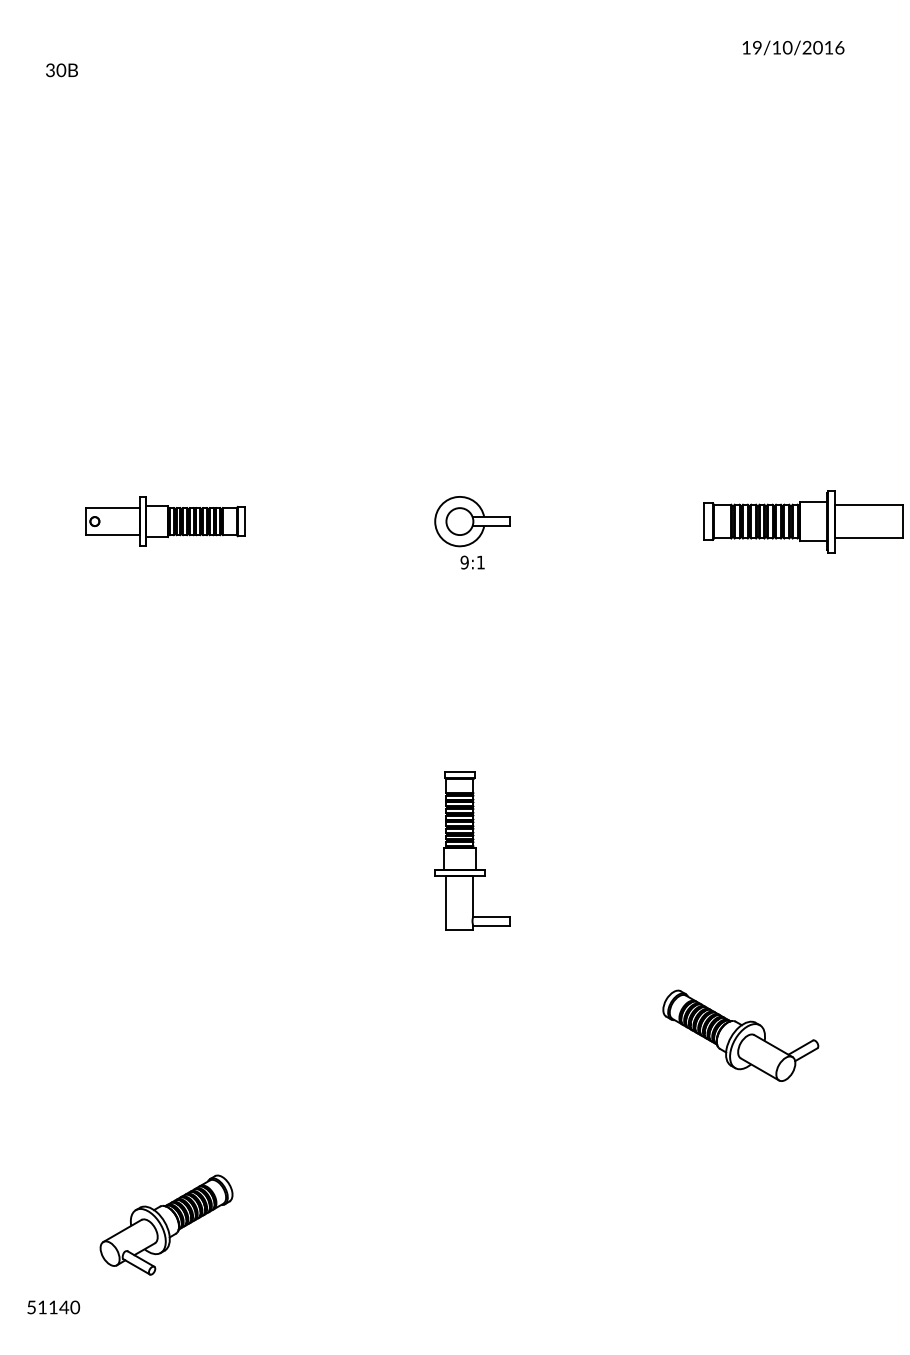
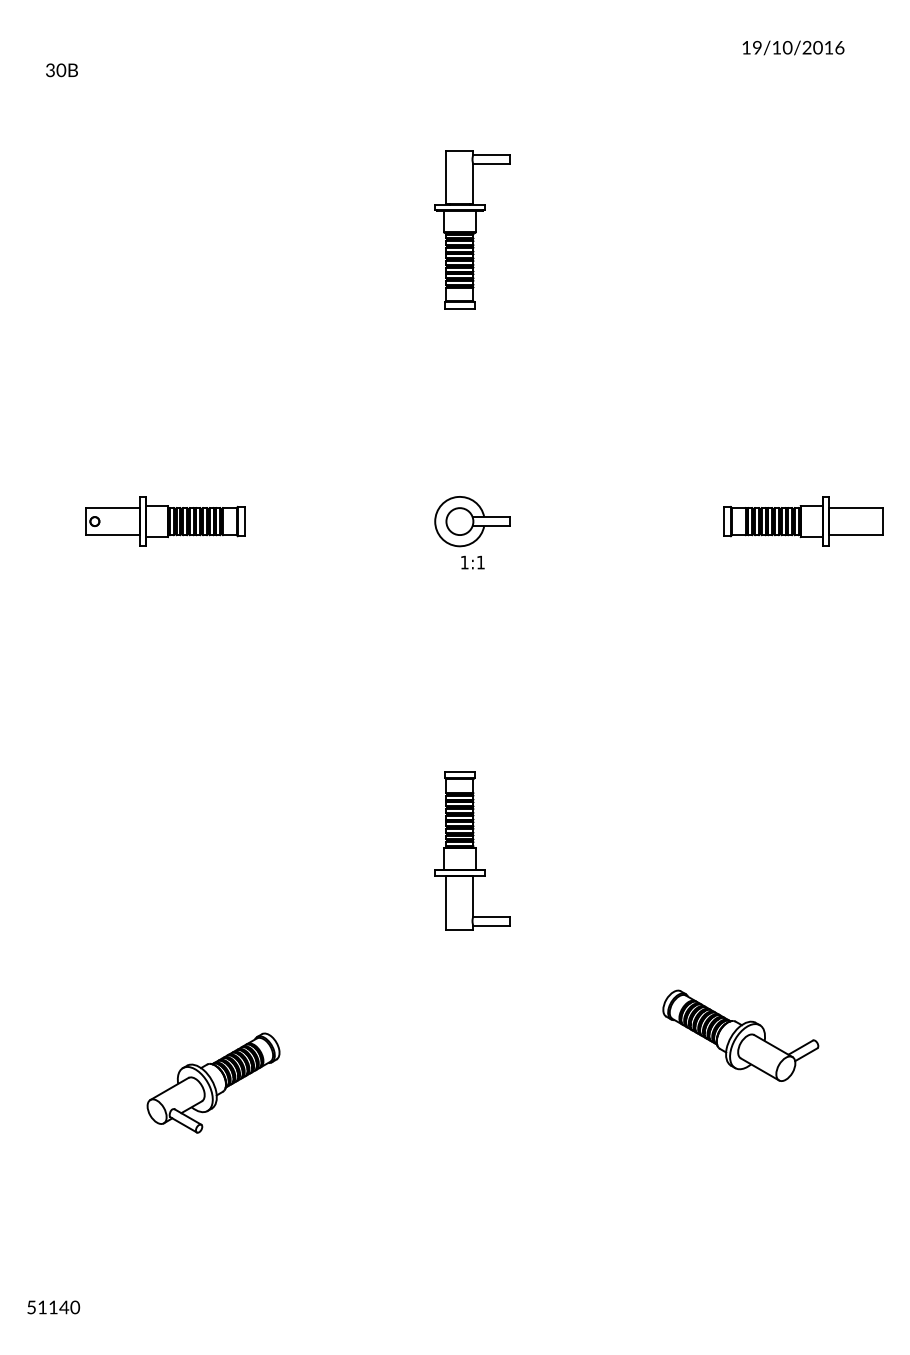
part: none -> present (472, 229)
part size: 201x64 px -> 161x51 px (803, 521)
text: 9:1 -> 1:1 (464, 562)
part position: (166, 1224) -> (213, 1082) (213, 1082)
